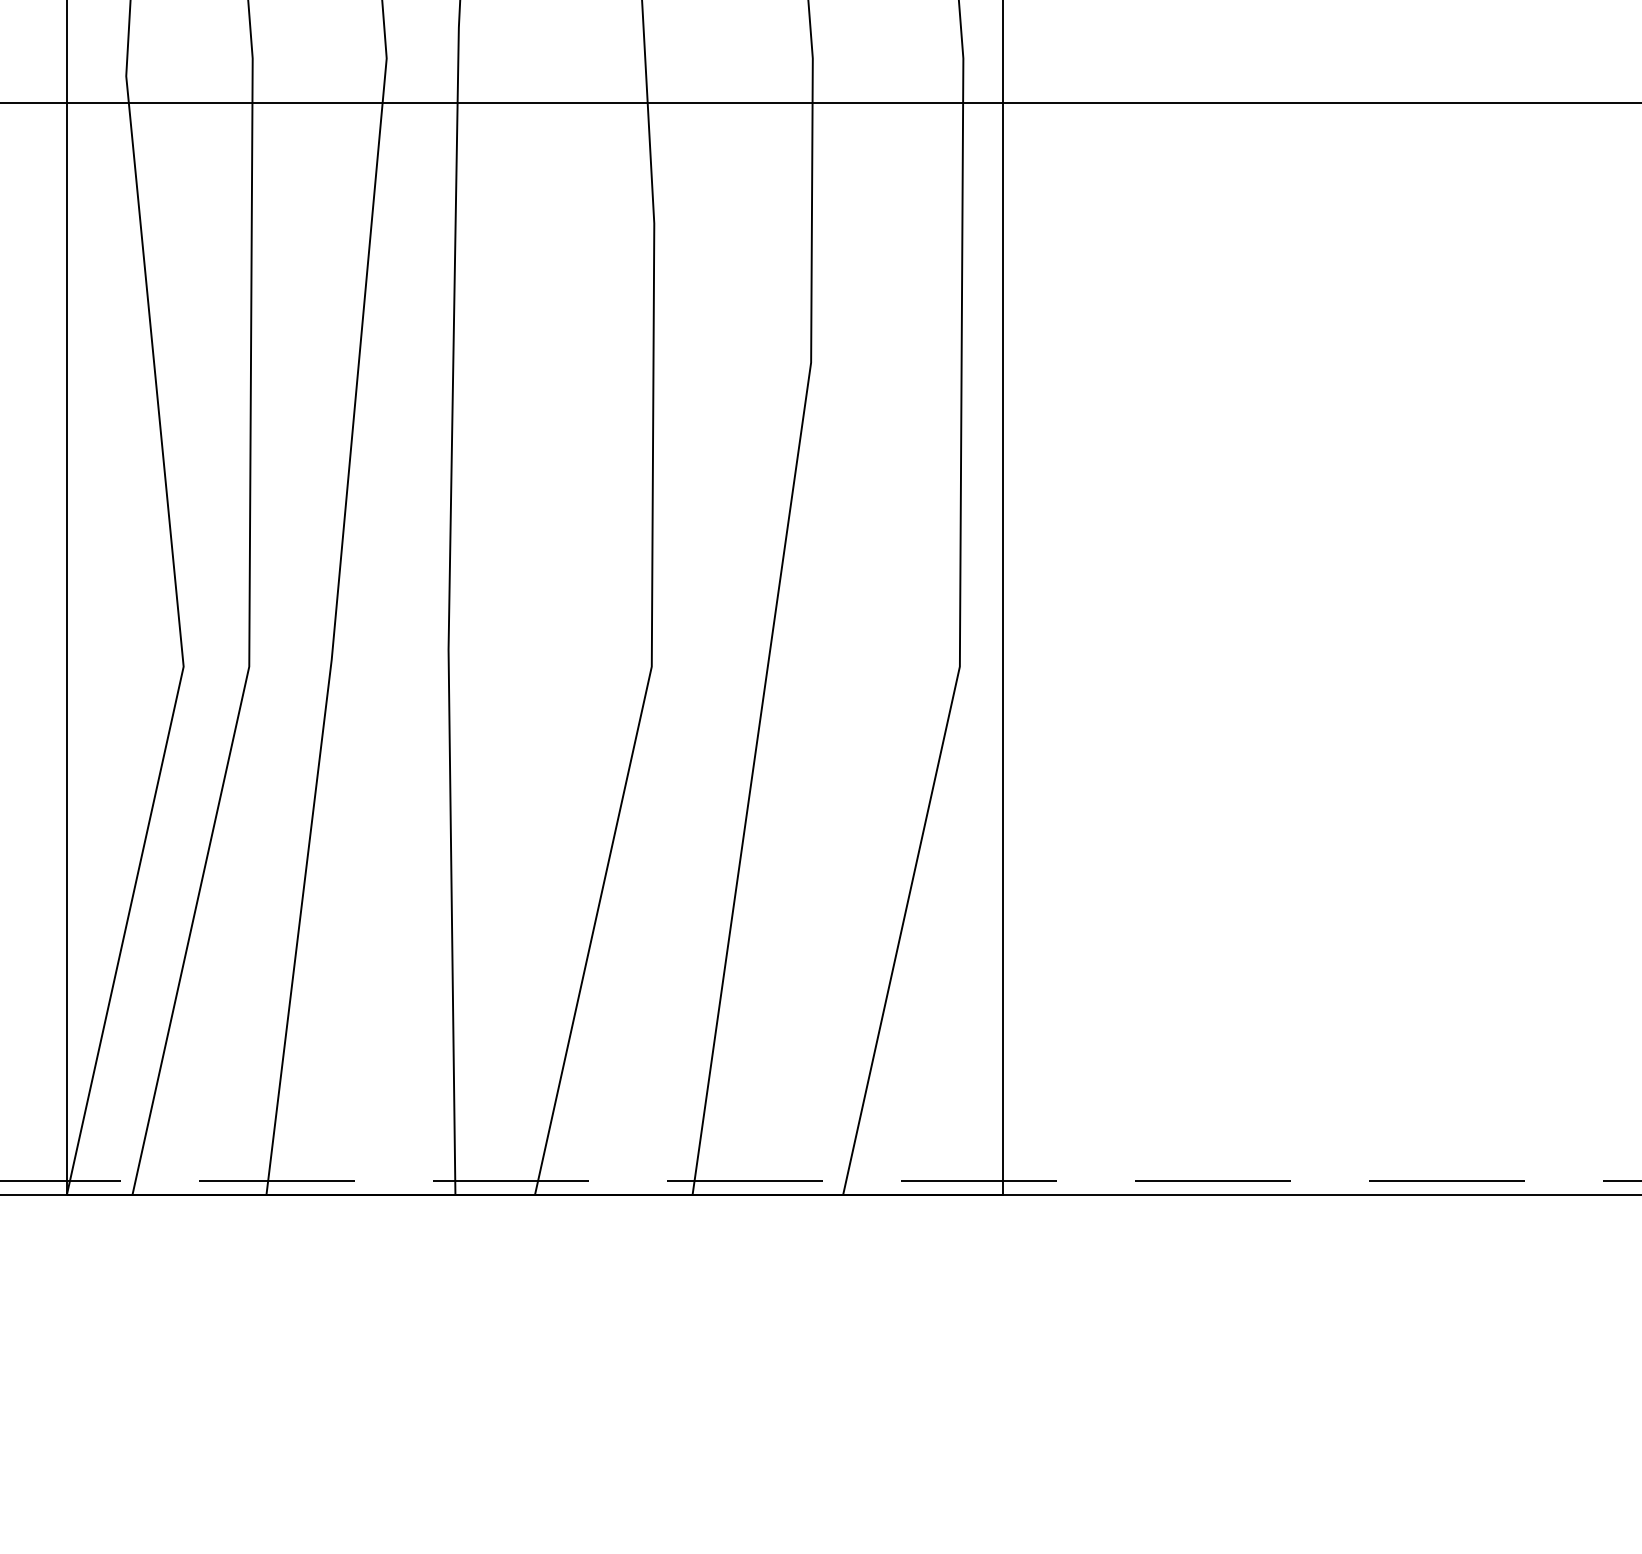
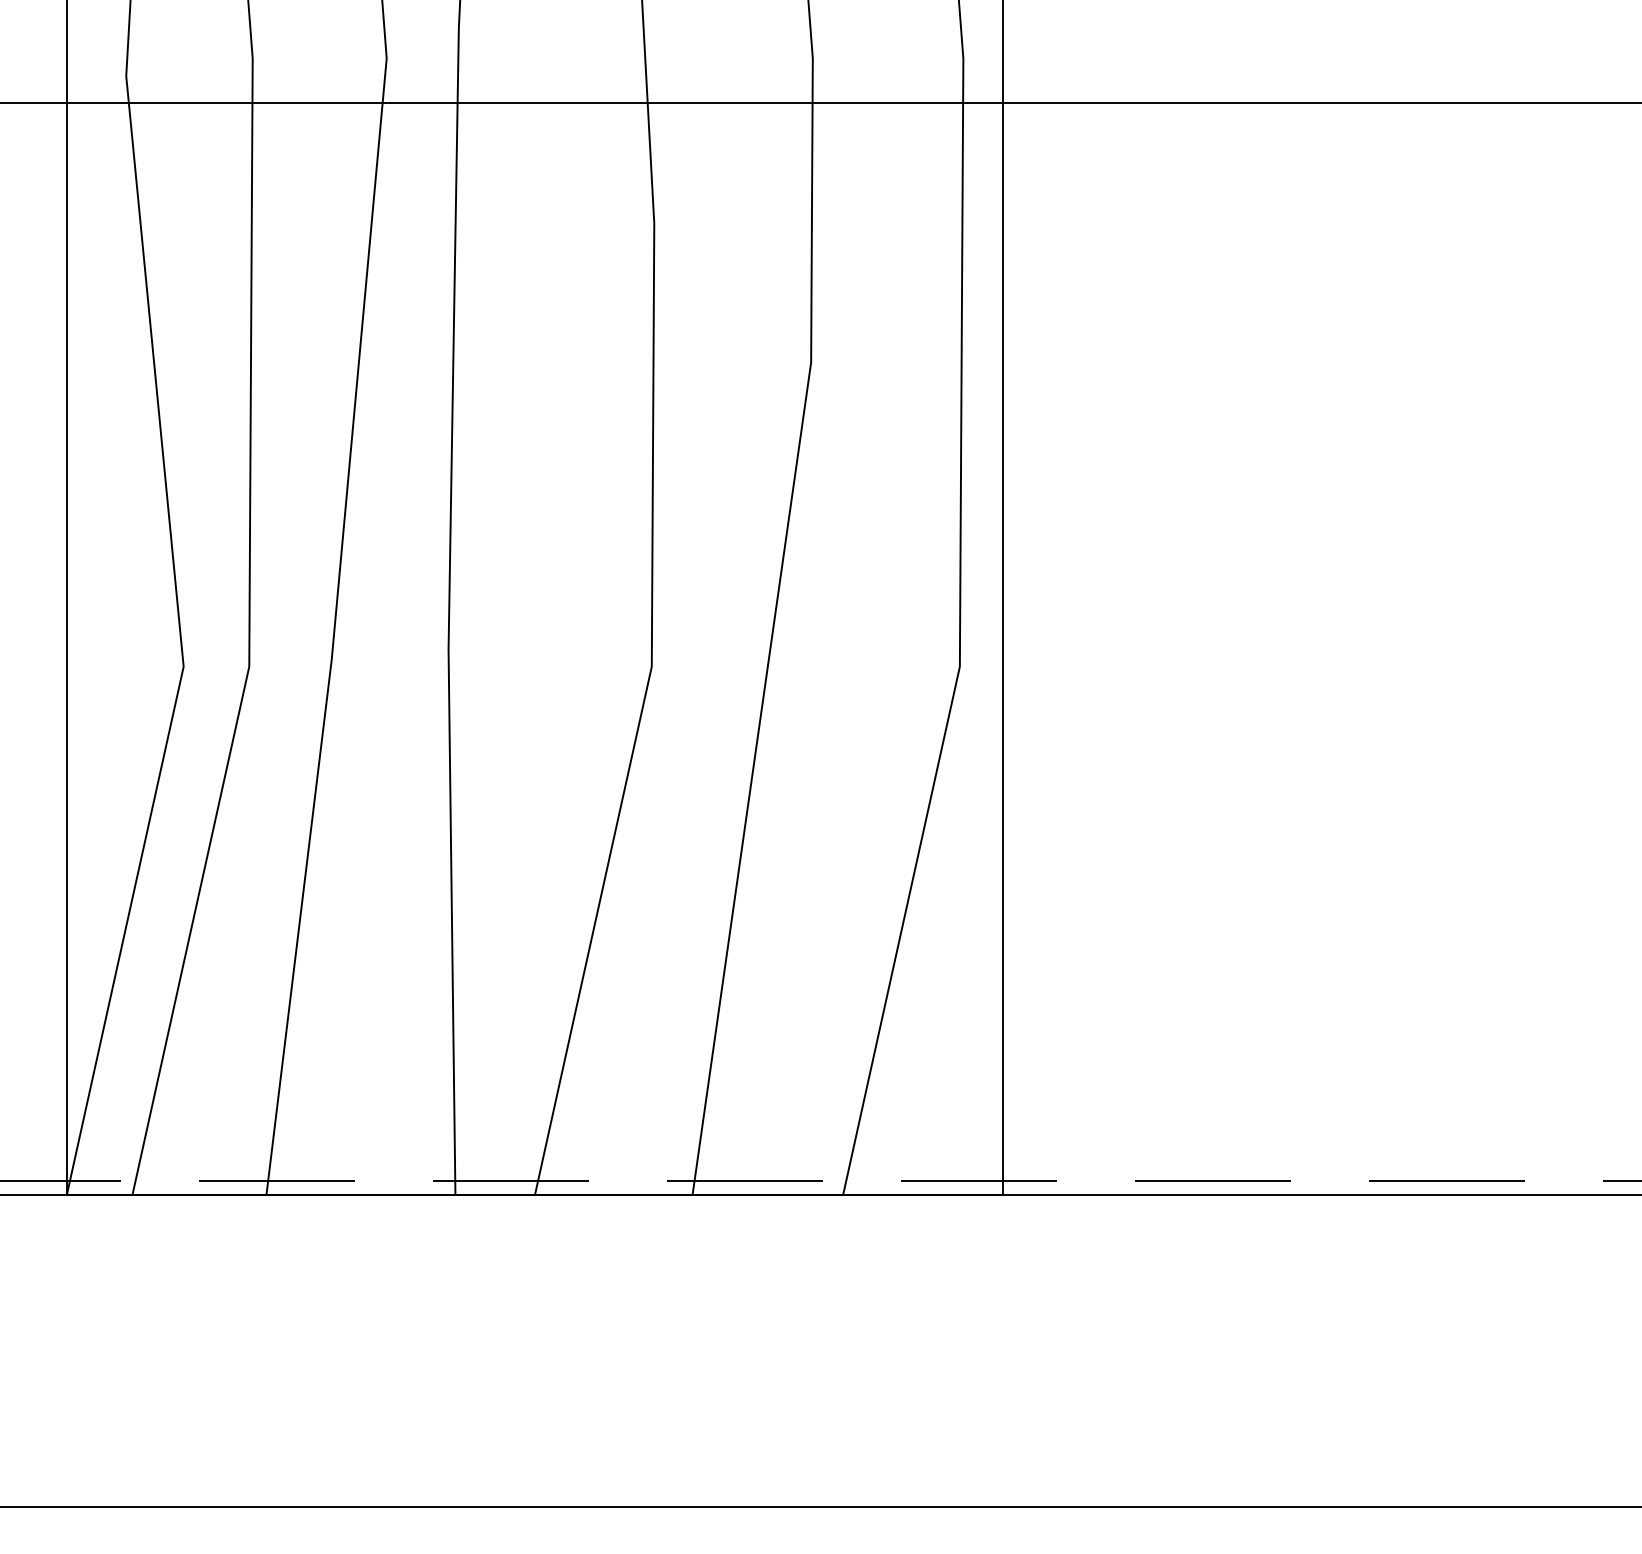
line: none -> present (820, 1507)
